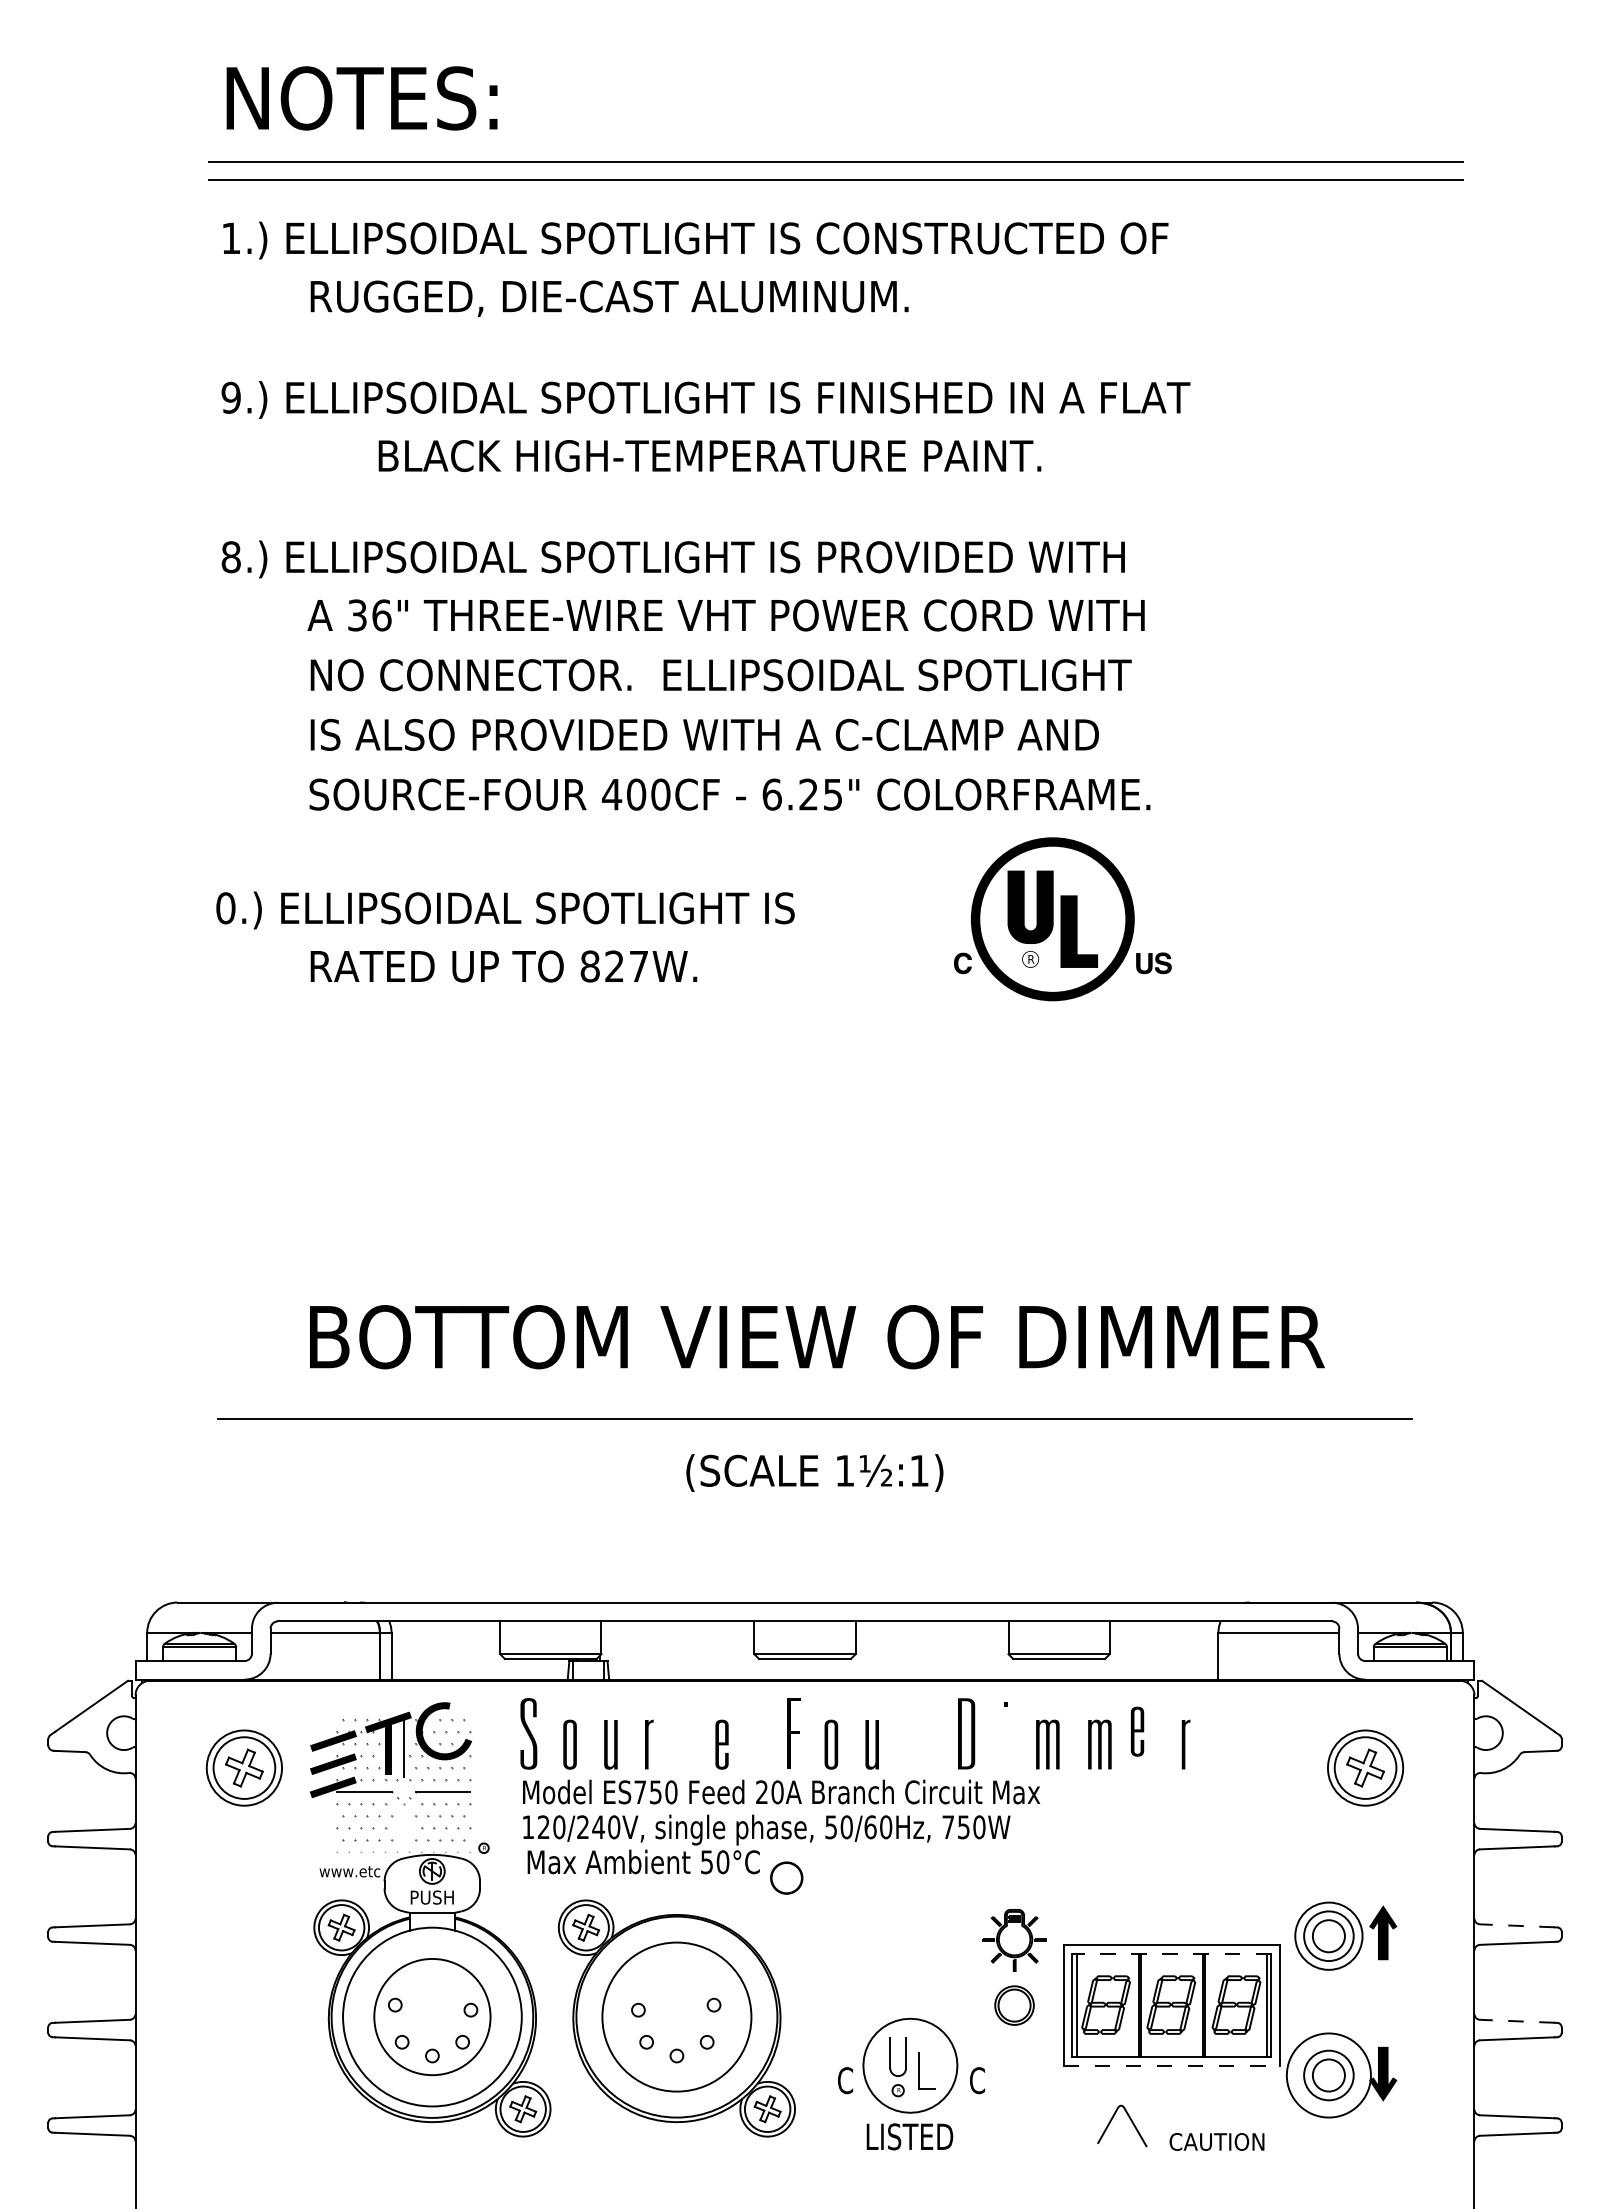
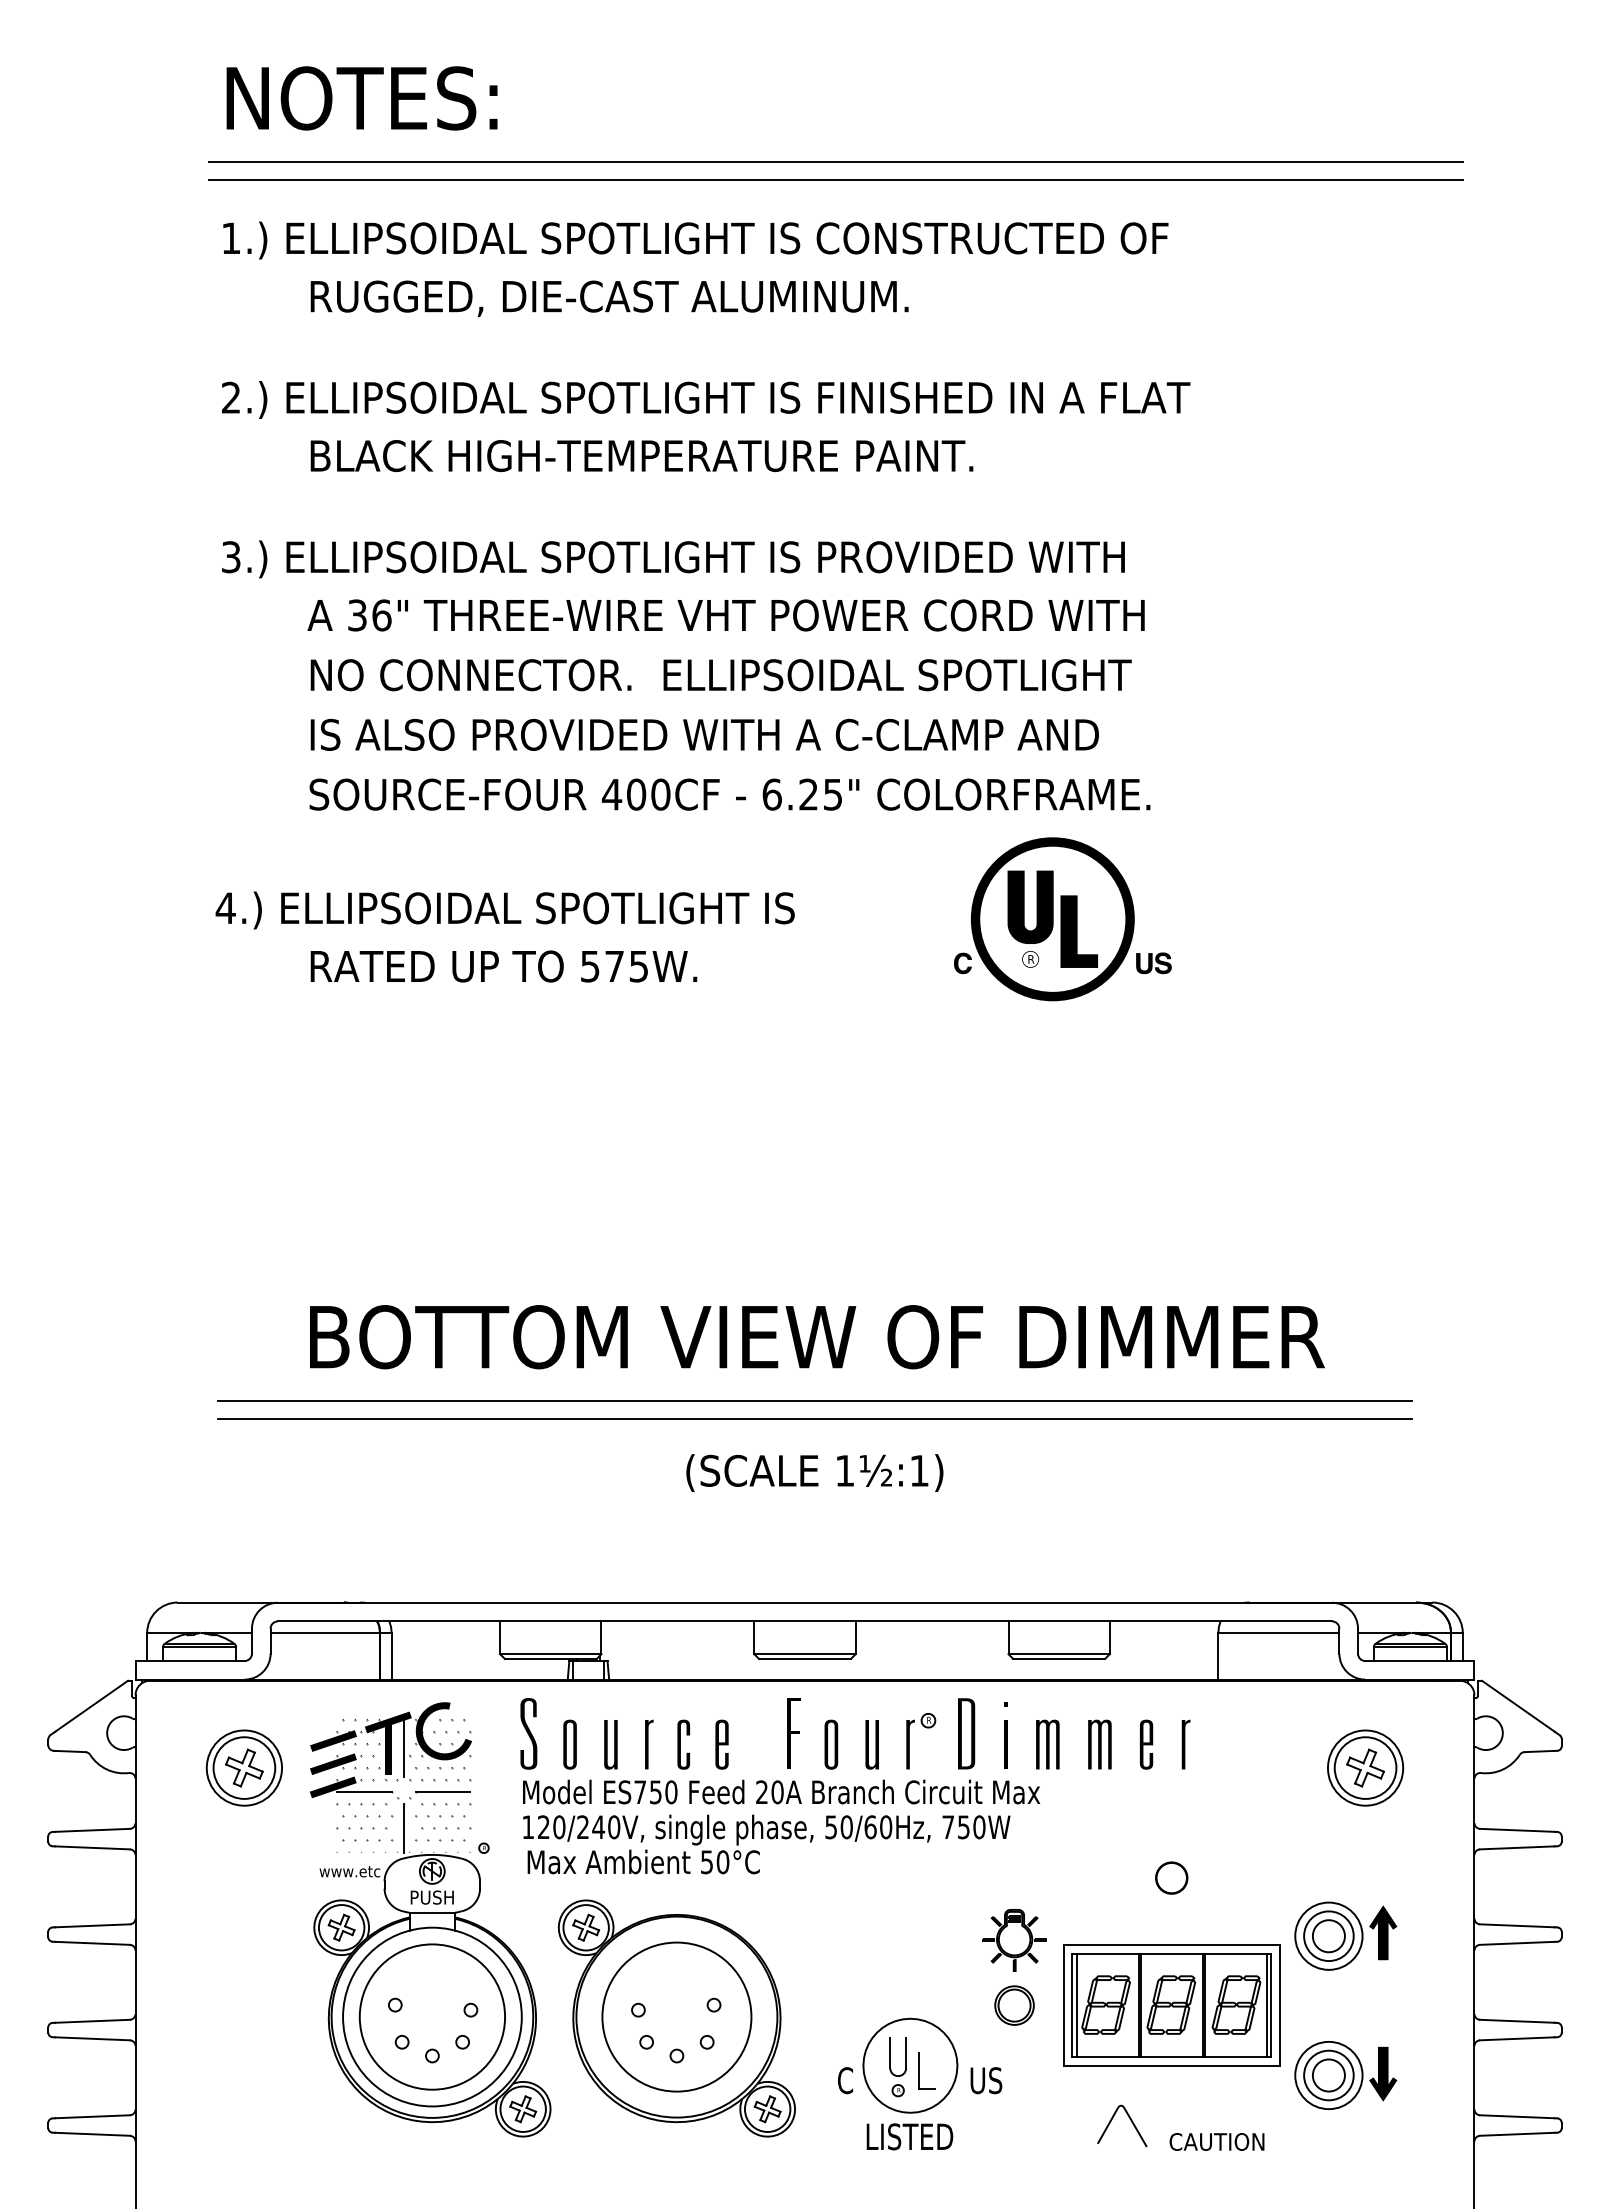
text: 9.) -> 2.) (230, 397)
text position: (709, 456) -> (641, 456) (641, 456)
text: 8.) -> 3.) (230, 557)
text: 0.) -> 4.) (225, 908)
text: 827W. -> 575W. (613, 966)
line: none -> present (814, 1400)
part position: (1137, 1731) -> (1146, 1744) (1146, 1744)
part: none -> present (909, 1741)
fill: none -> present (683, 1744)
fill: none -> present (1005, 1744)
line: none -> present (403, 1828)
circle position: (786, 1877) -> (1171, 1877) (1171, 1877)
line: dashed -> solid (1516, 1925)
line: dashed -> solid (1171, 1954)
circle diameter: 116 px -> 145 px (432, 2016)
line: dashed -> solid (1516, 2021)
line: dashed -> solid (1172, 2066)
circle diameter: 84 px -> 67 px (1328, 2075)
text: C -> US (985, 2080)
